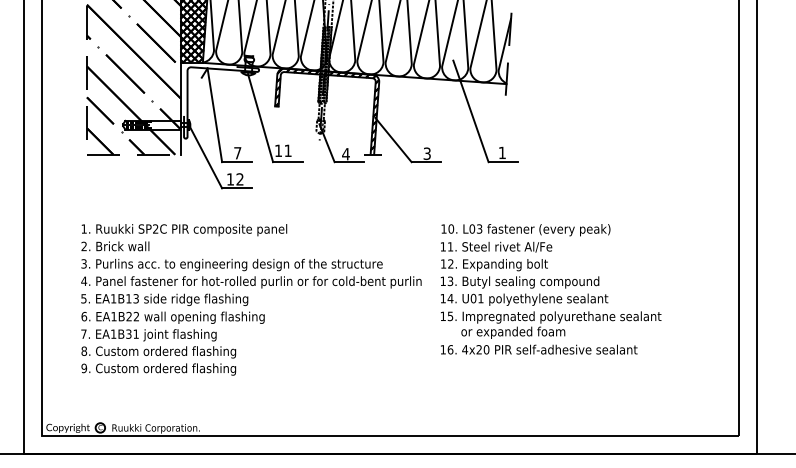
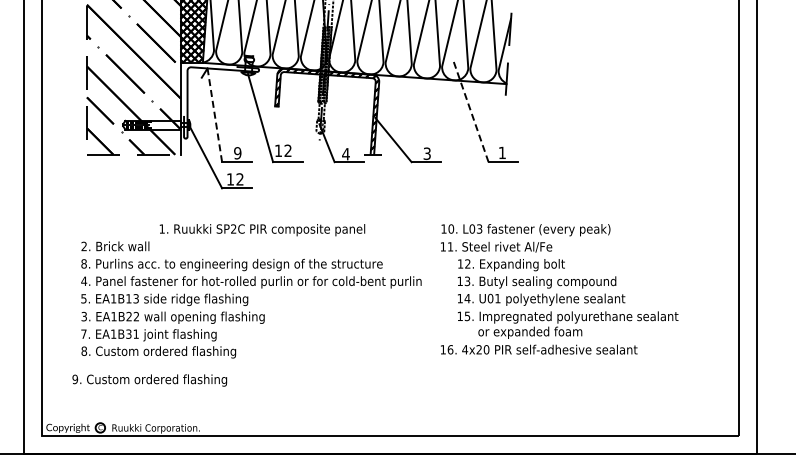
line: solid -> dashed (470, 111)
line: solid -> dashed (214, 114)
text: 11 -> 12 (287, 150)
text: 7 -> 9 (237, 153)
text position: (184, 230) -> (262, 230) (262, 230)
text: 3. -> 8. (83, 263)
text position: (550, 298) -> (567, 298) (567, 298)
text: 6. -> 3. (84, 316)
text position: (158, 369) -> (149, 380) (149, 380)
